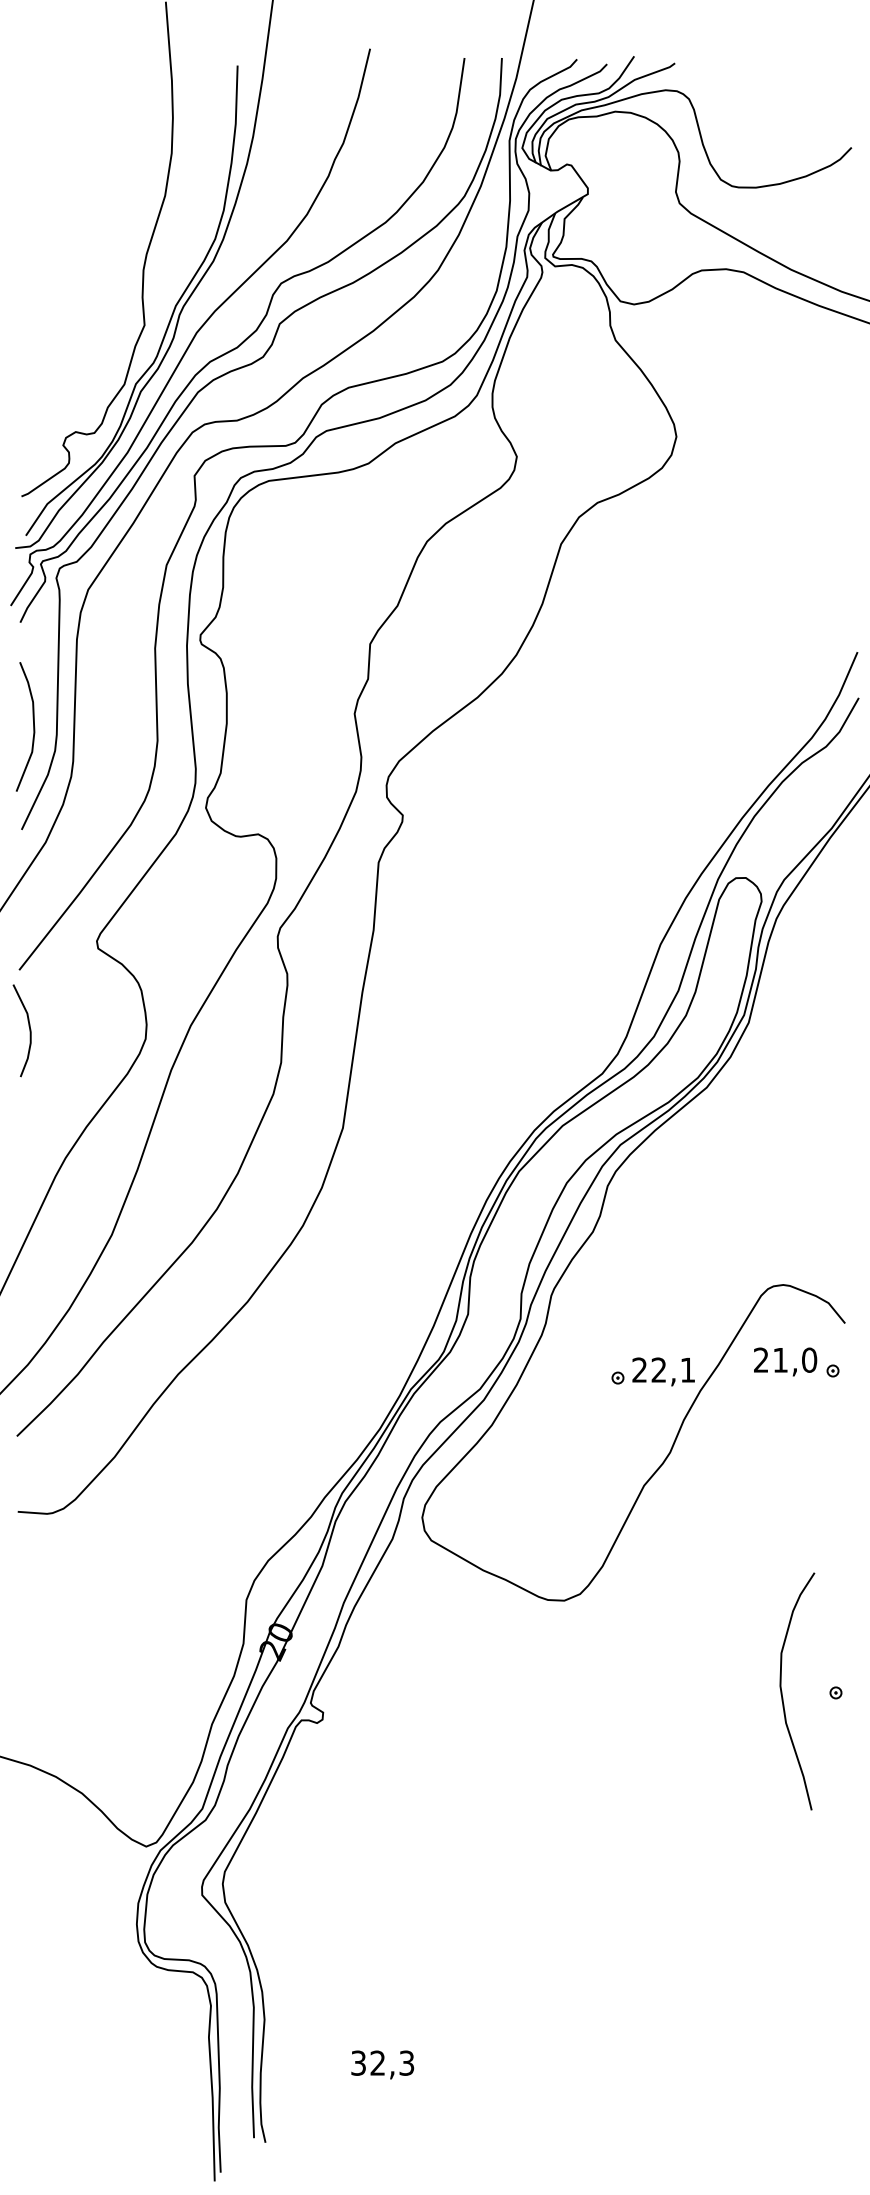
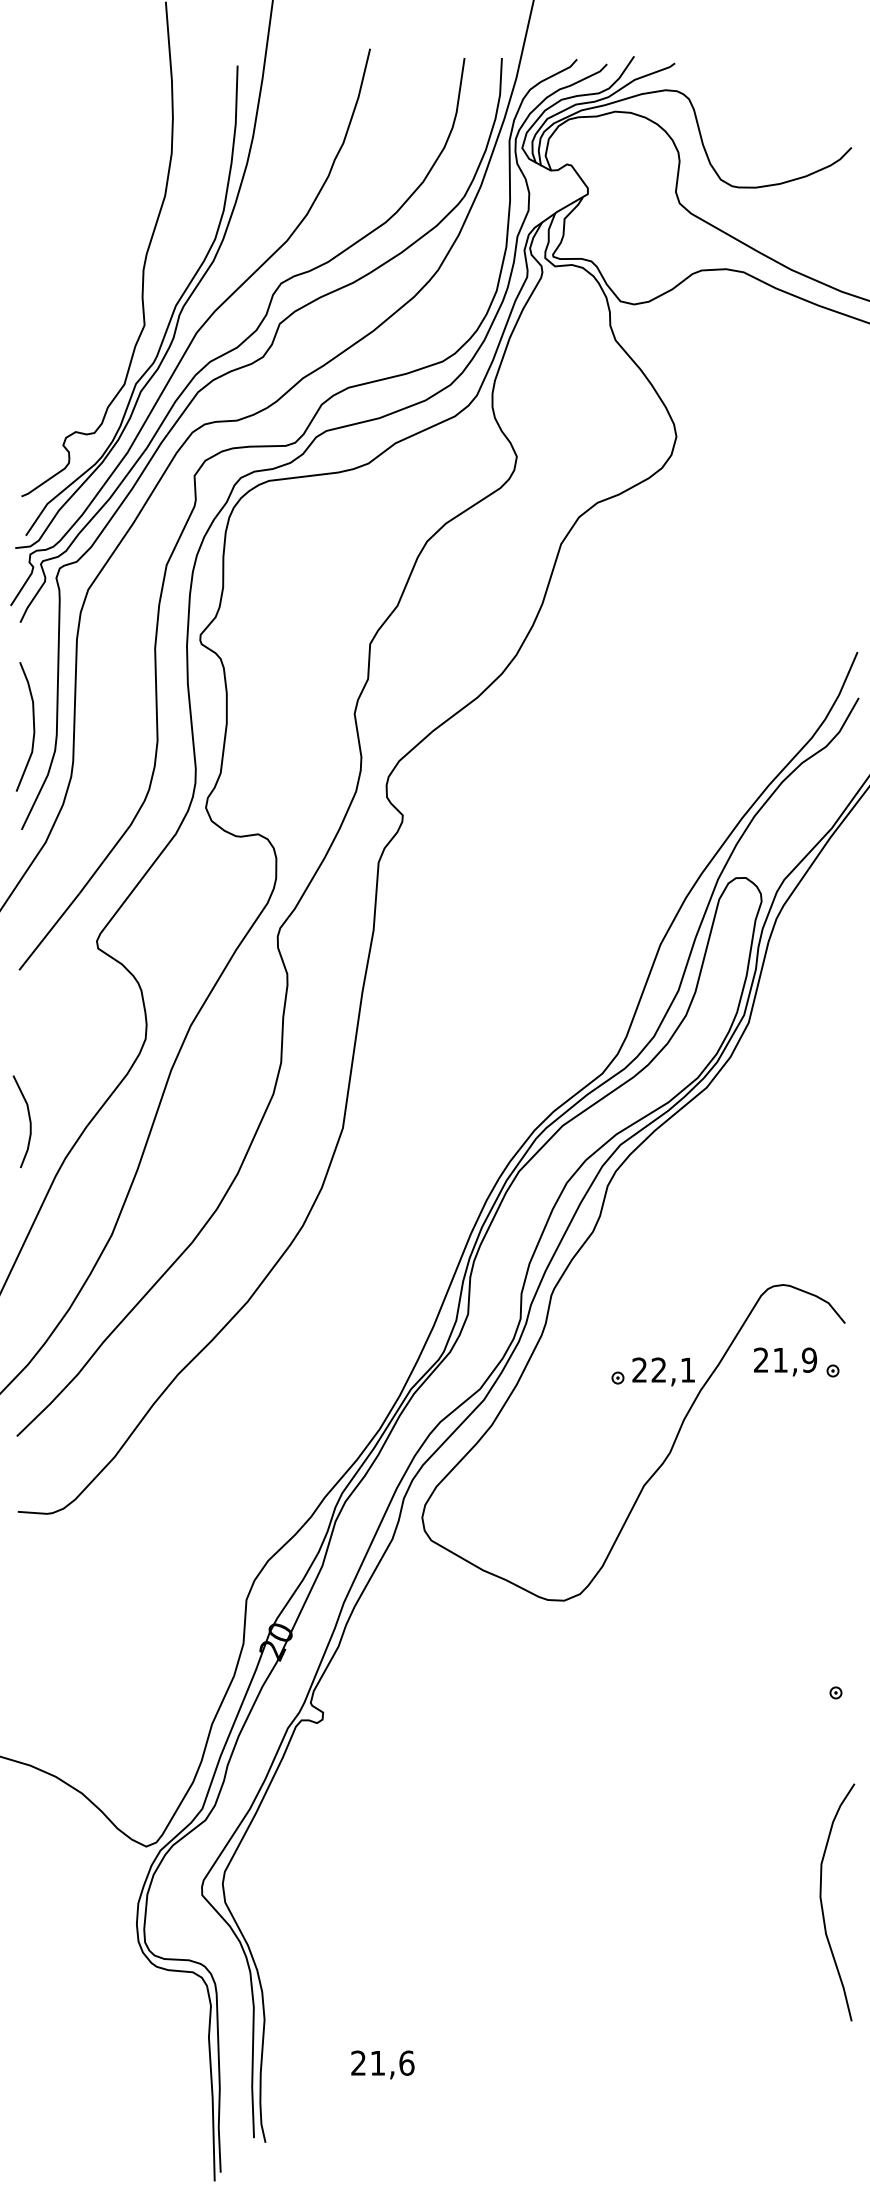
curve position: (29, 1030) -> (29, 1121) (29, 1121)
text: 21,0 -> 21,9 (809, 1359)
curve position: (782, 1691) -> (822, 1902) (822, 1902)
text: 32,3 -> 21,6 (382, 2062)
